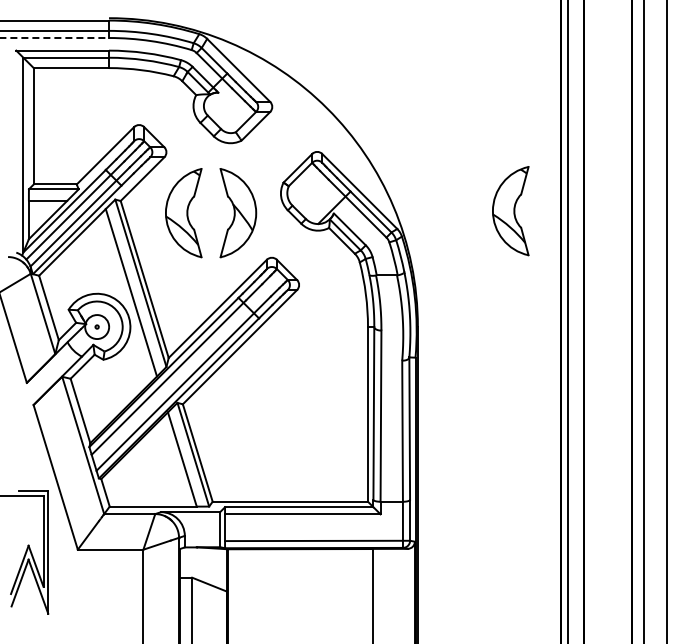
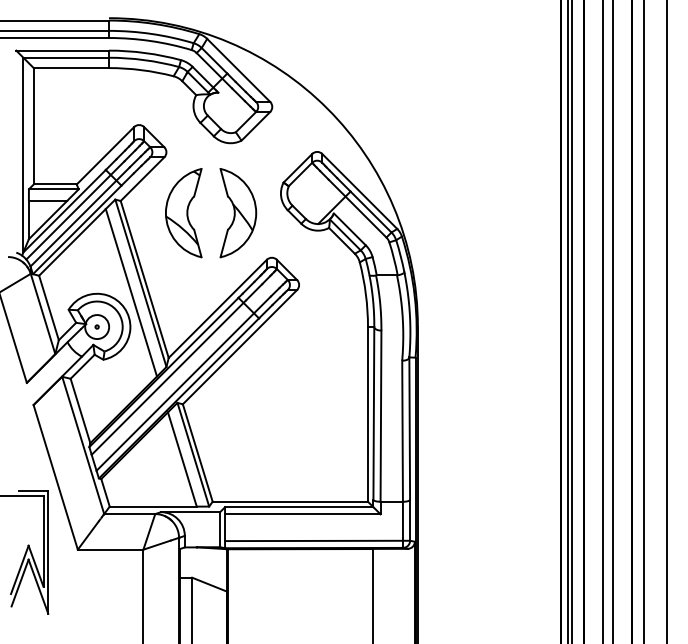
line: dashed -> solid (55, 38)
part: present -> none (510, 211)
line: none -> present (571, 321)
line: none -> present (602, 321)
line: none -> present (613, 321)
